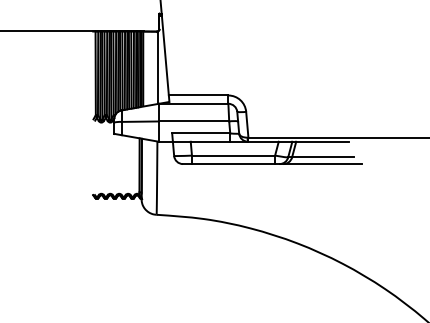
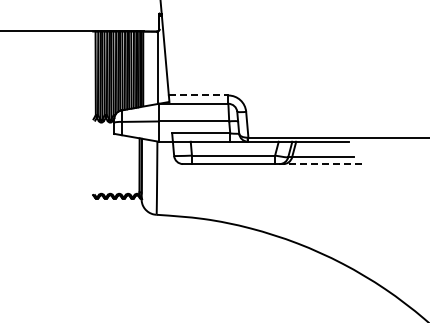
line: solid -> dashed (198, 95)
line: solid -> dashed (322, 164)
